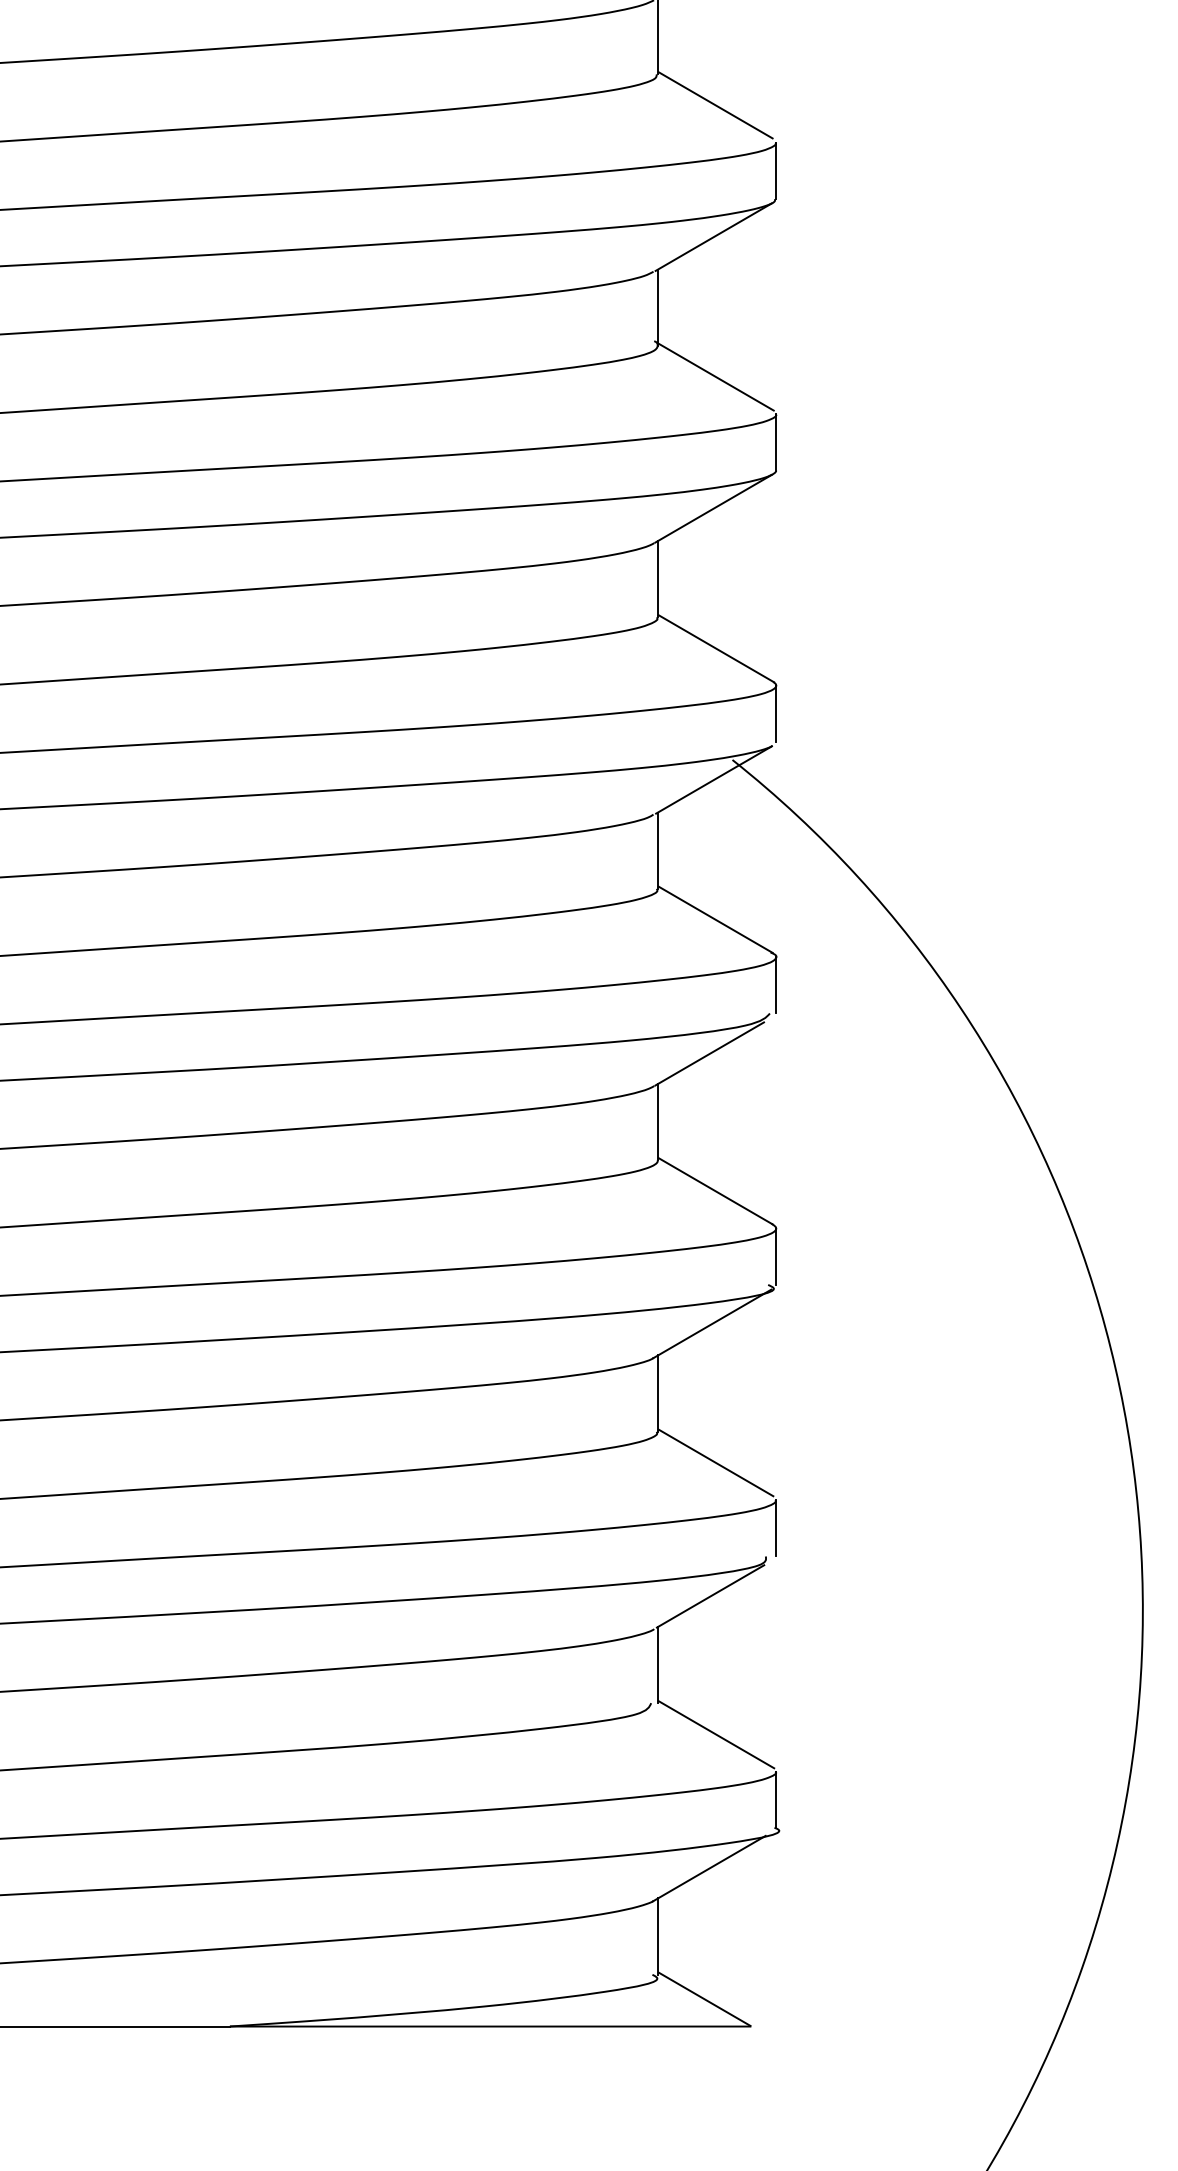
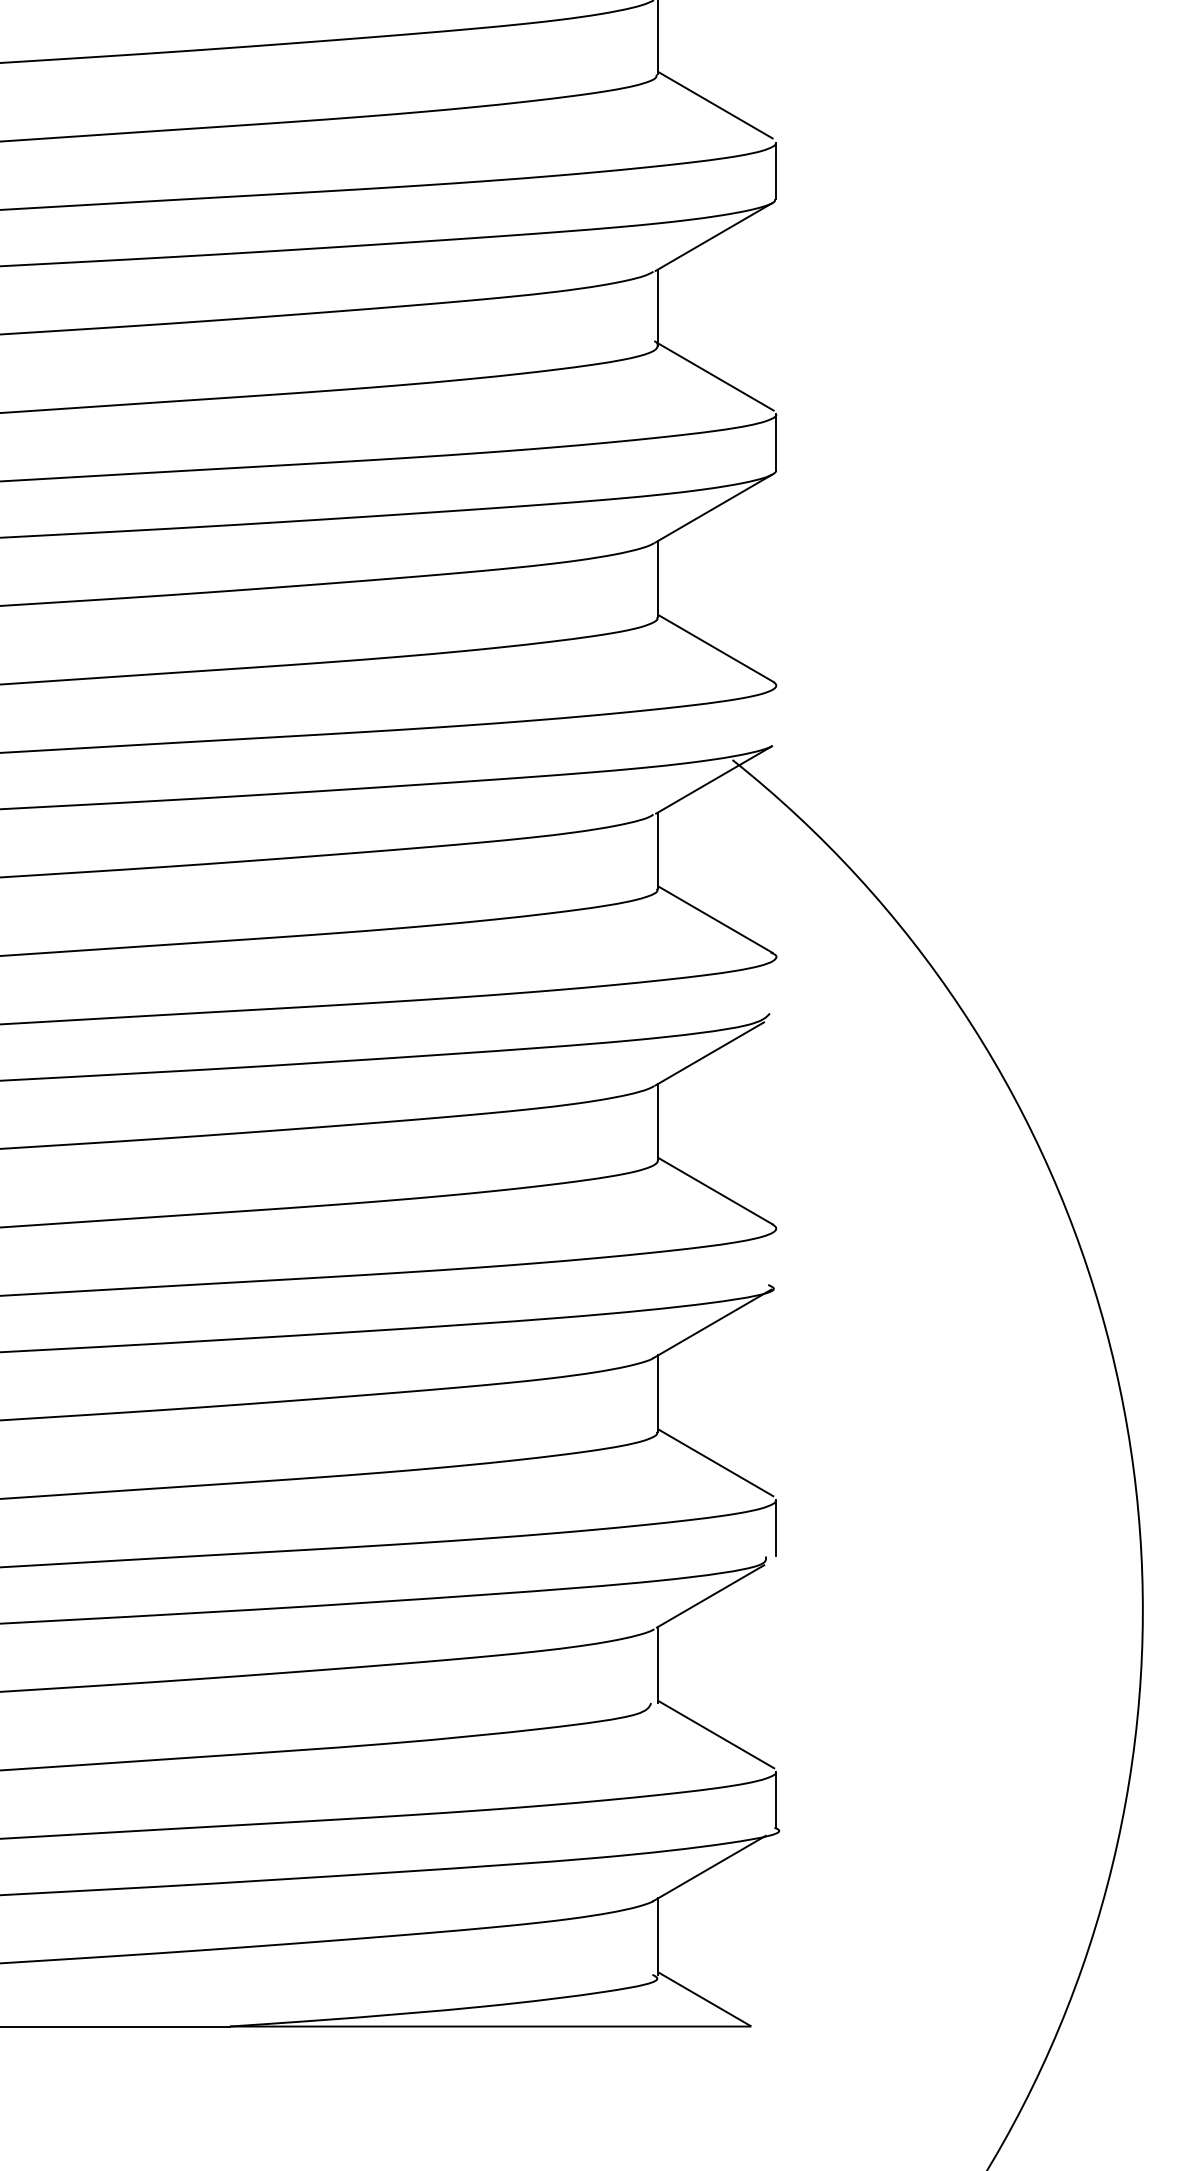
line: present -> none (776, 713)
line: present -> none (776, 985)
line: present -> none (776, 1256)
